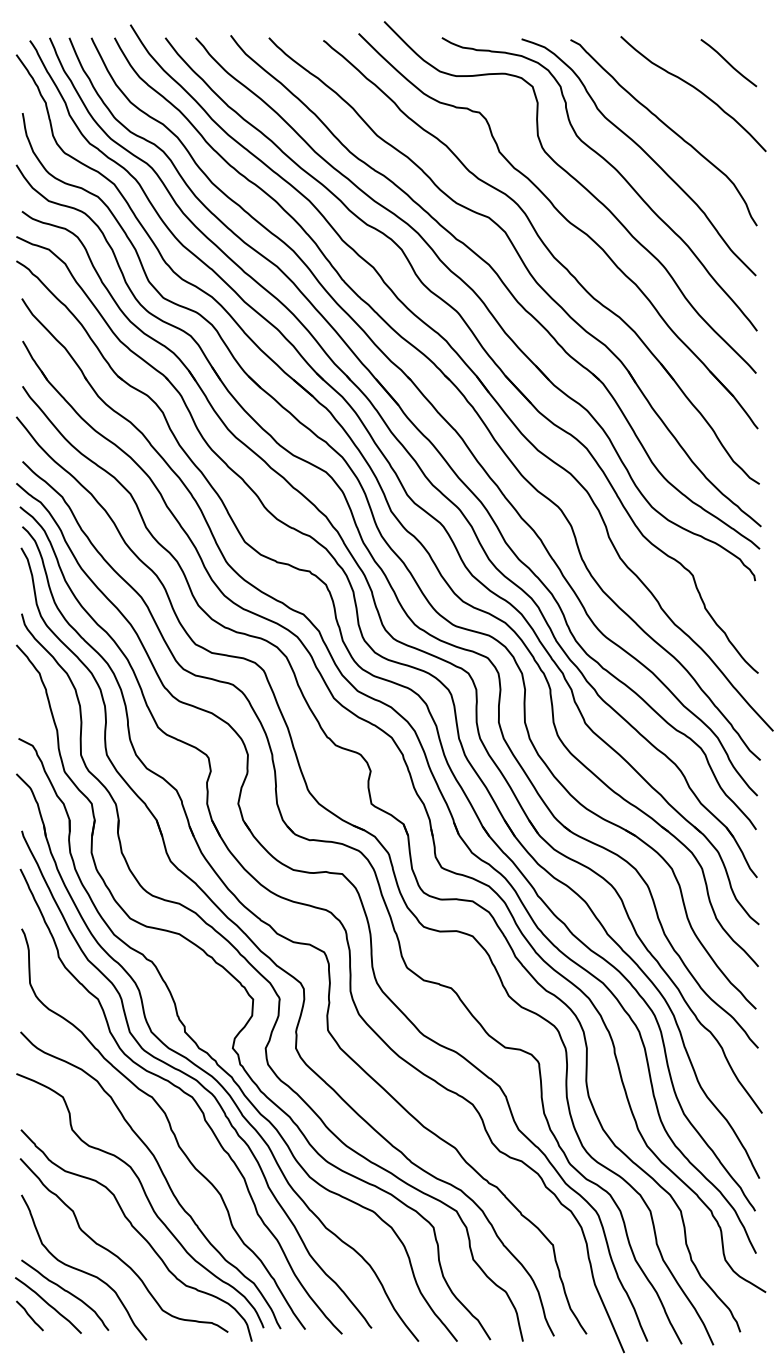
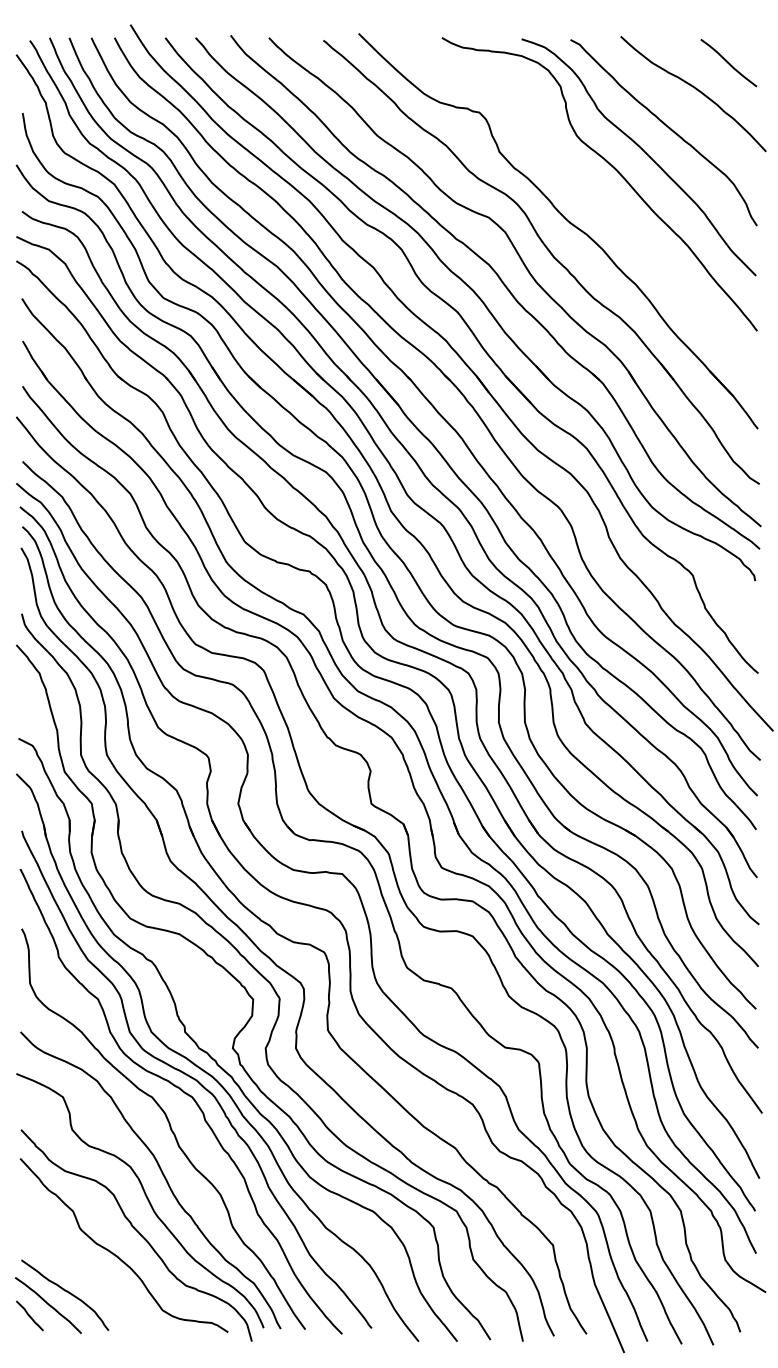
curve: present -> none (580, 185)
curve: present -> none (83, 1270)
